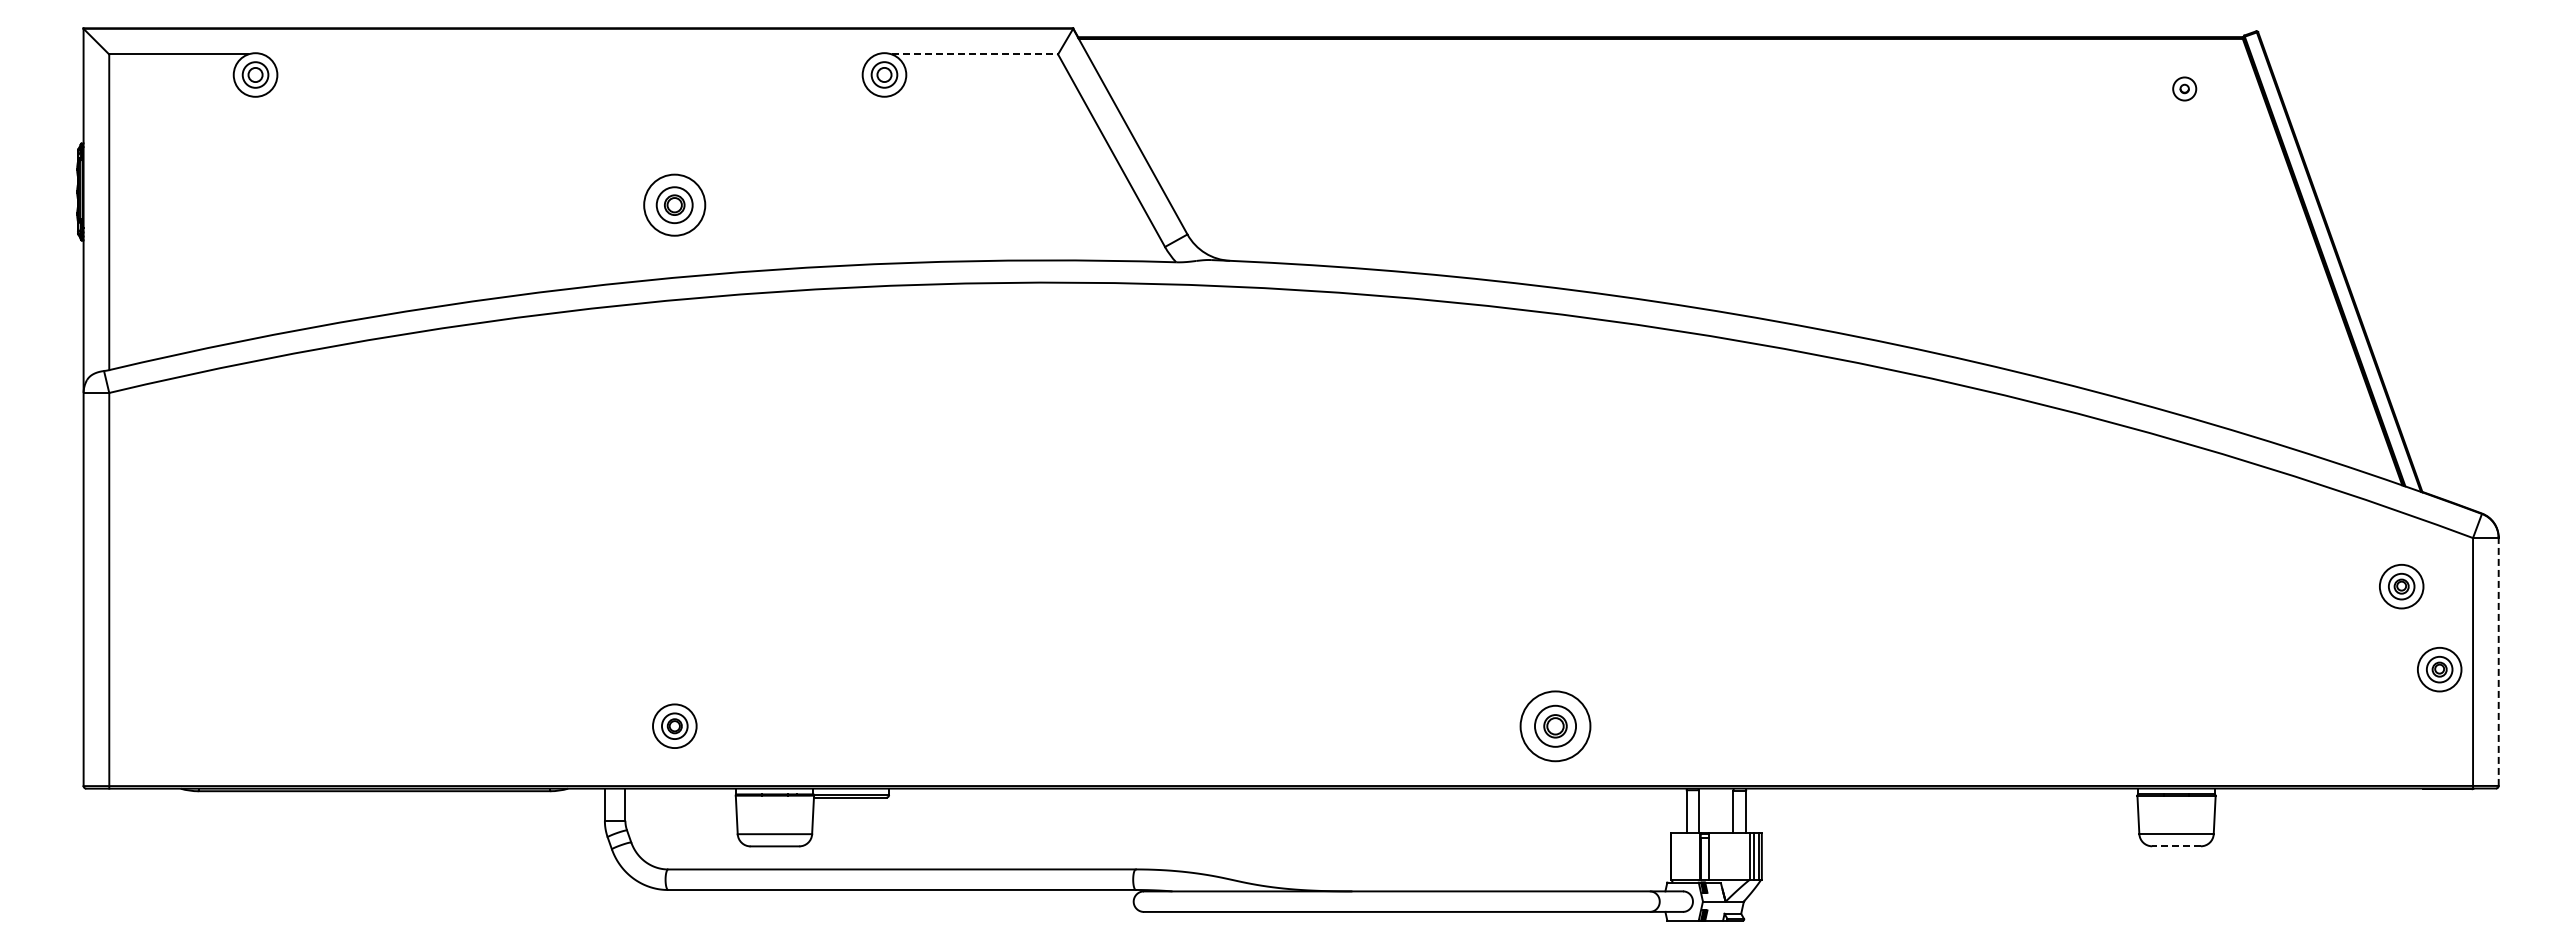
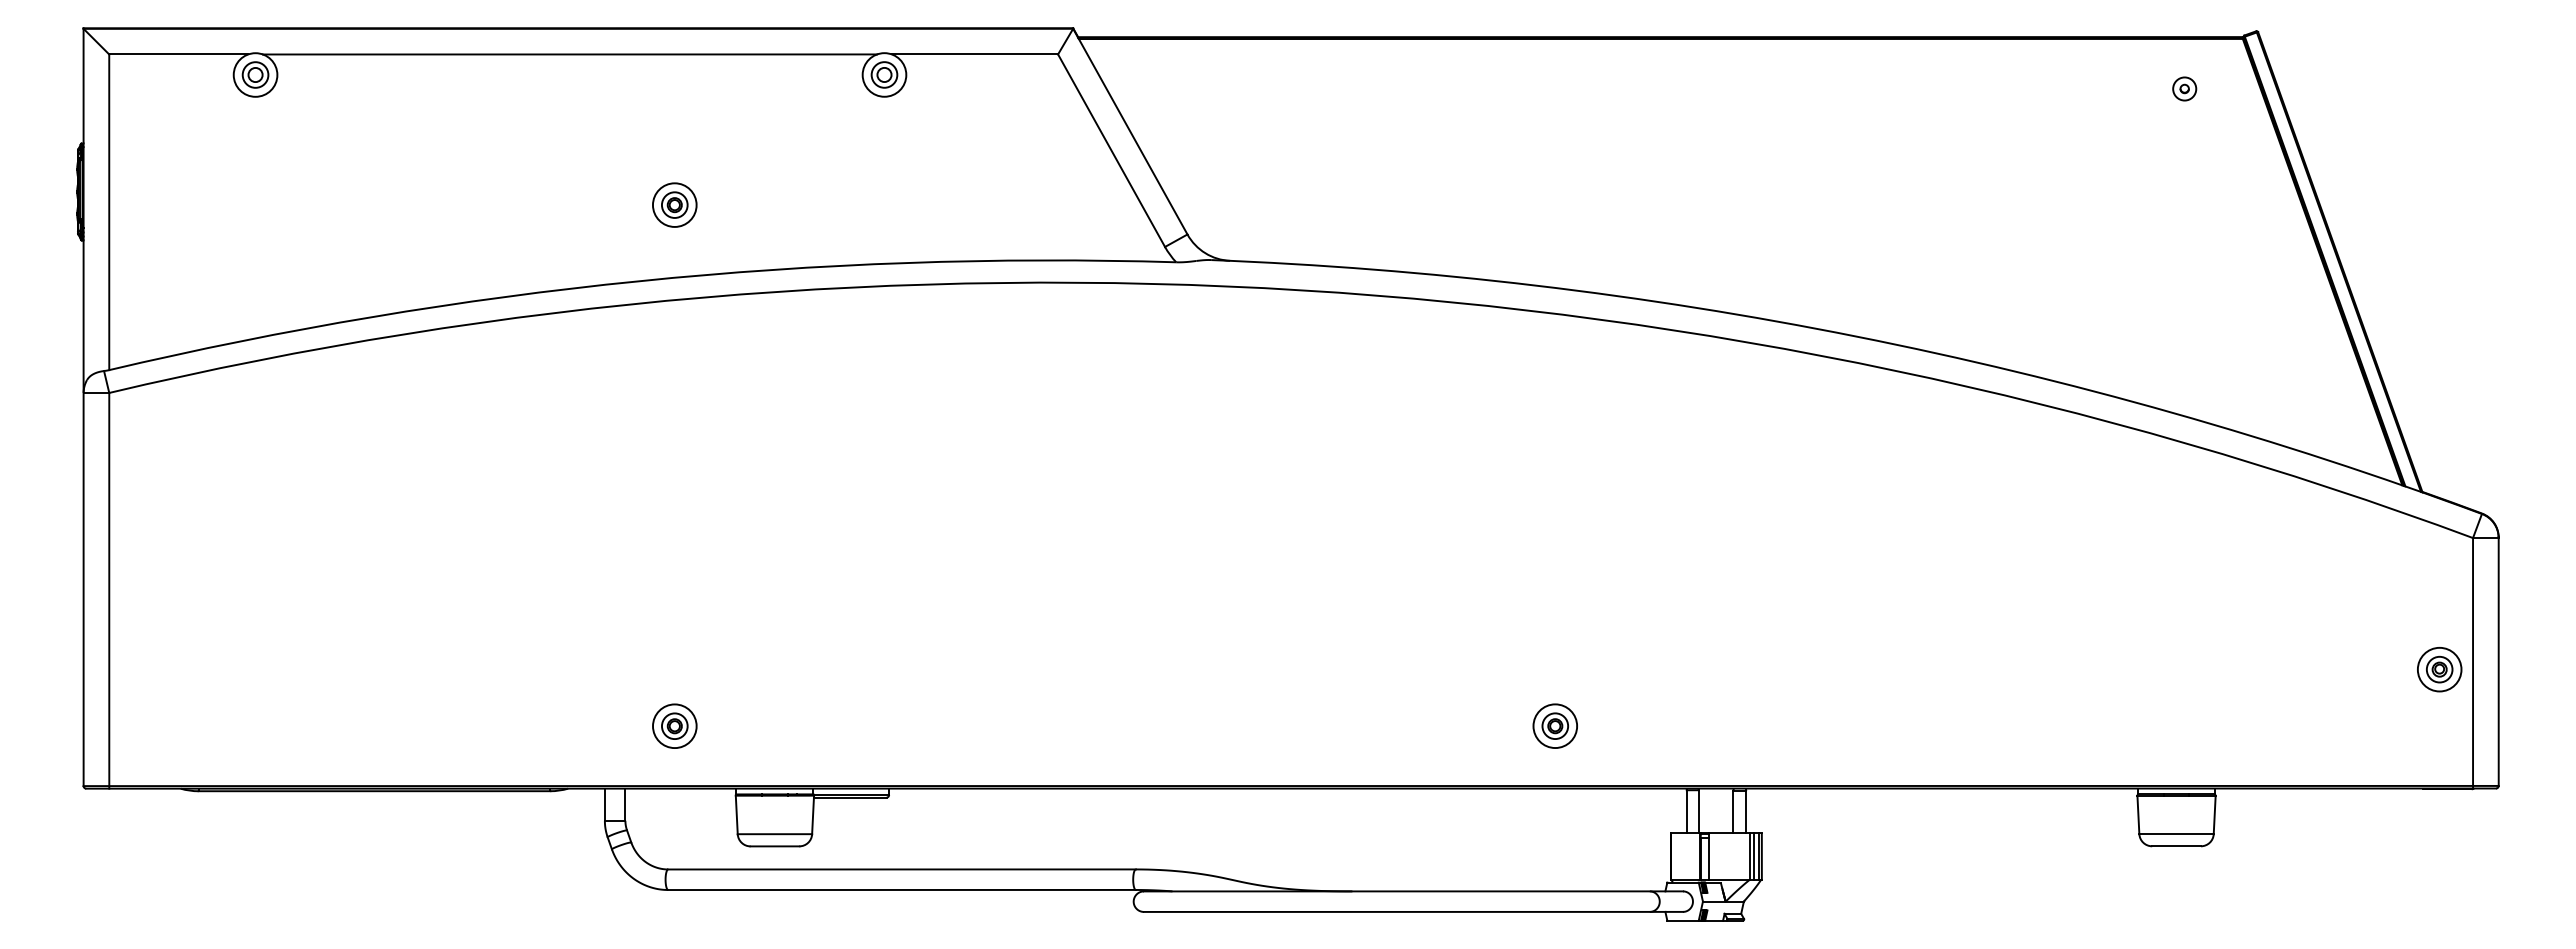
line: none -> present (569, 54)
line: dashed -> solid (975, 54)
part size: 64x64 px -> 46x46 px (674, 204)
part: present -> none (2401, 586)
line: dashed -> solid (2498, 661)
part size: 73x73 px -> 46x46 px (1554, 725)
line: dashed -> solid (2176, 846)
